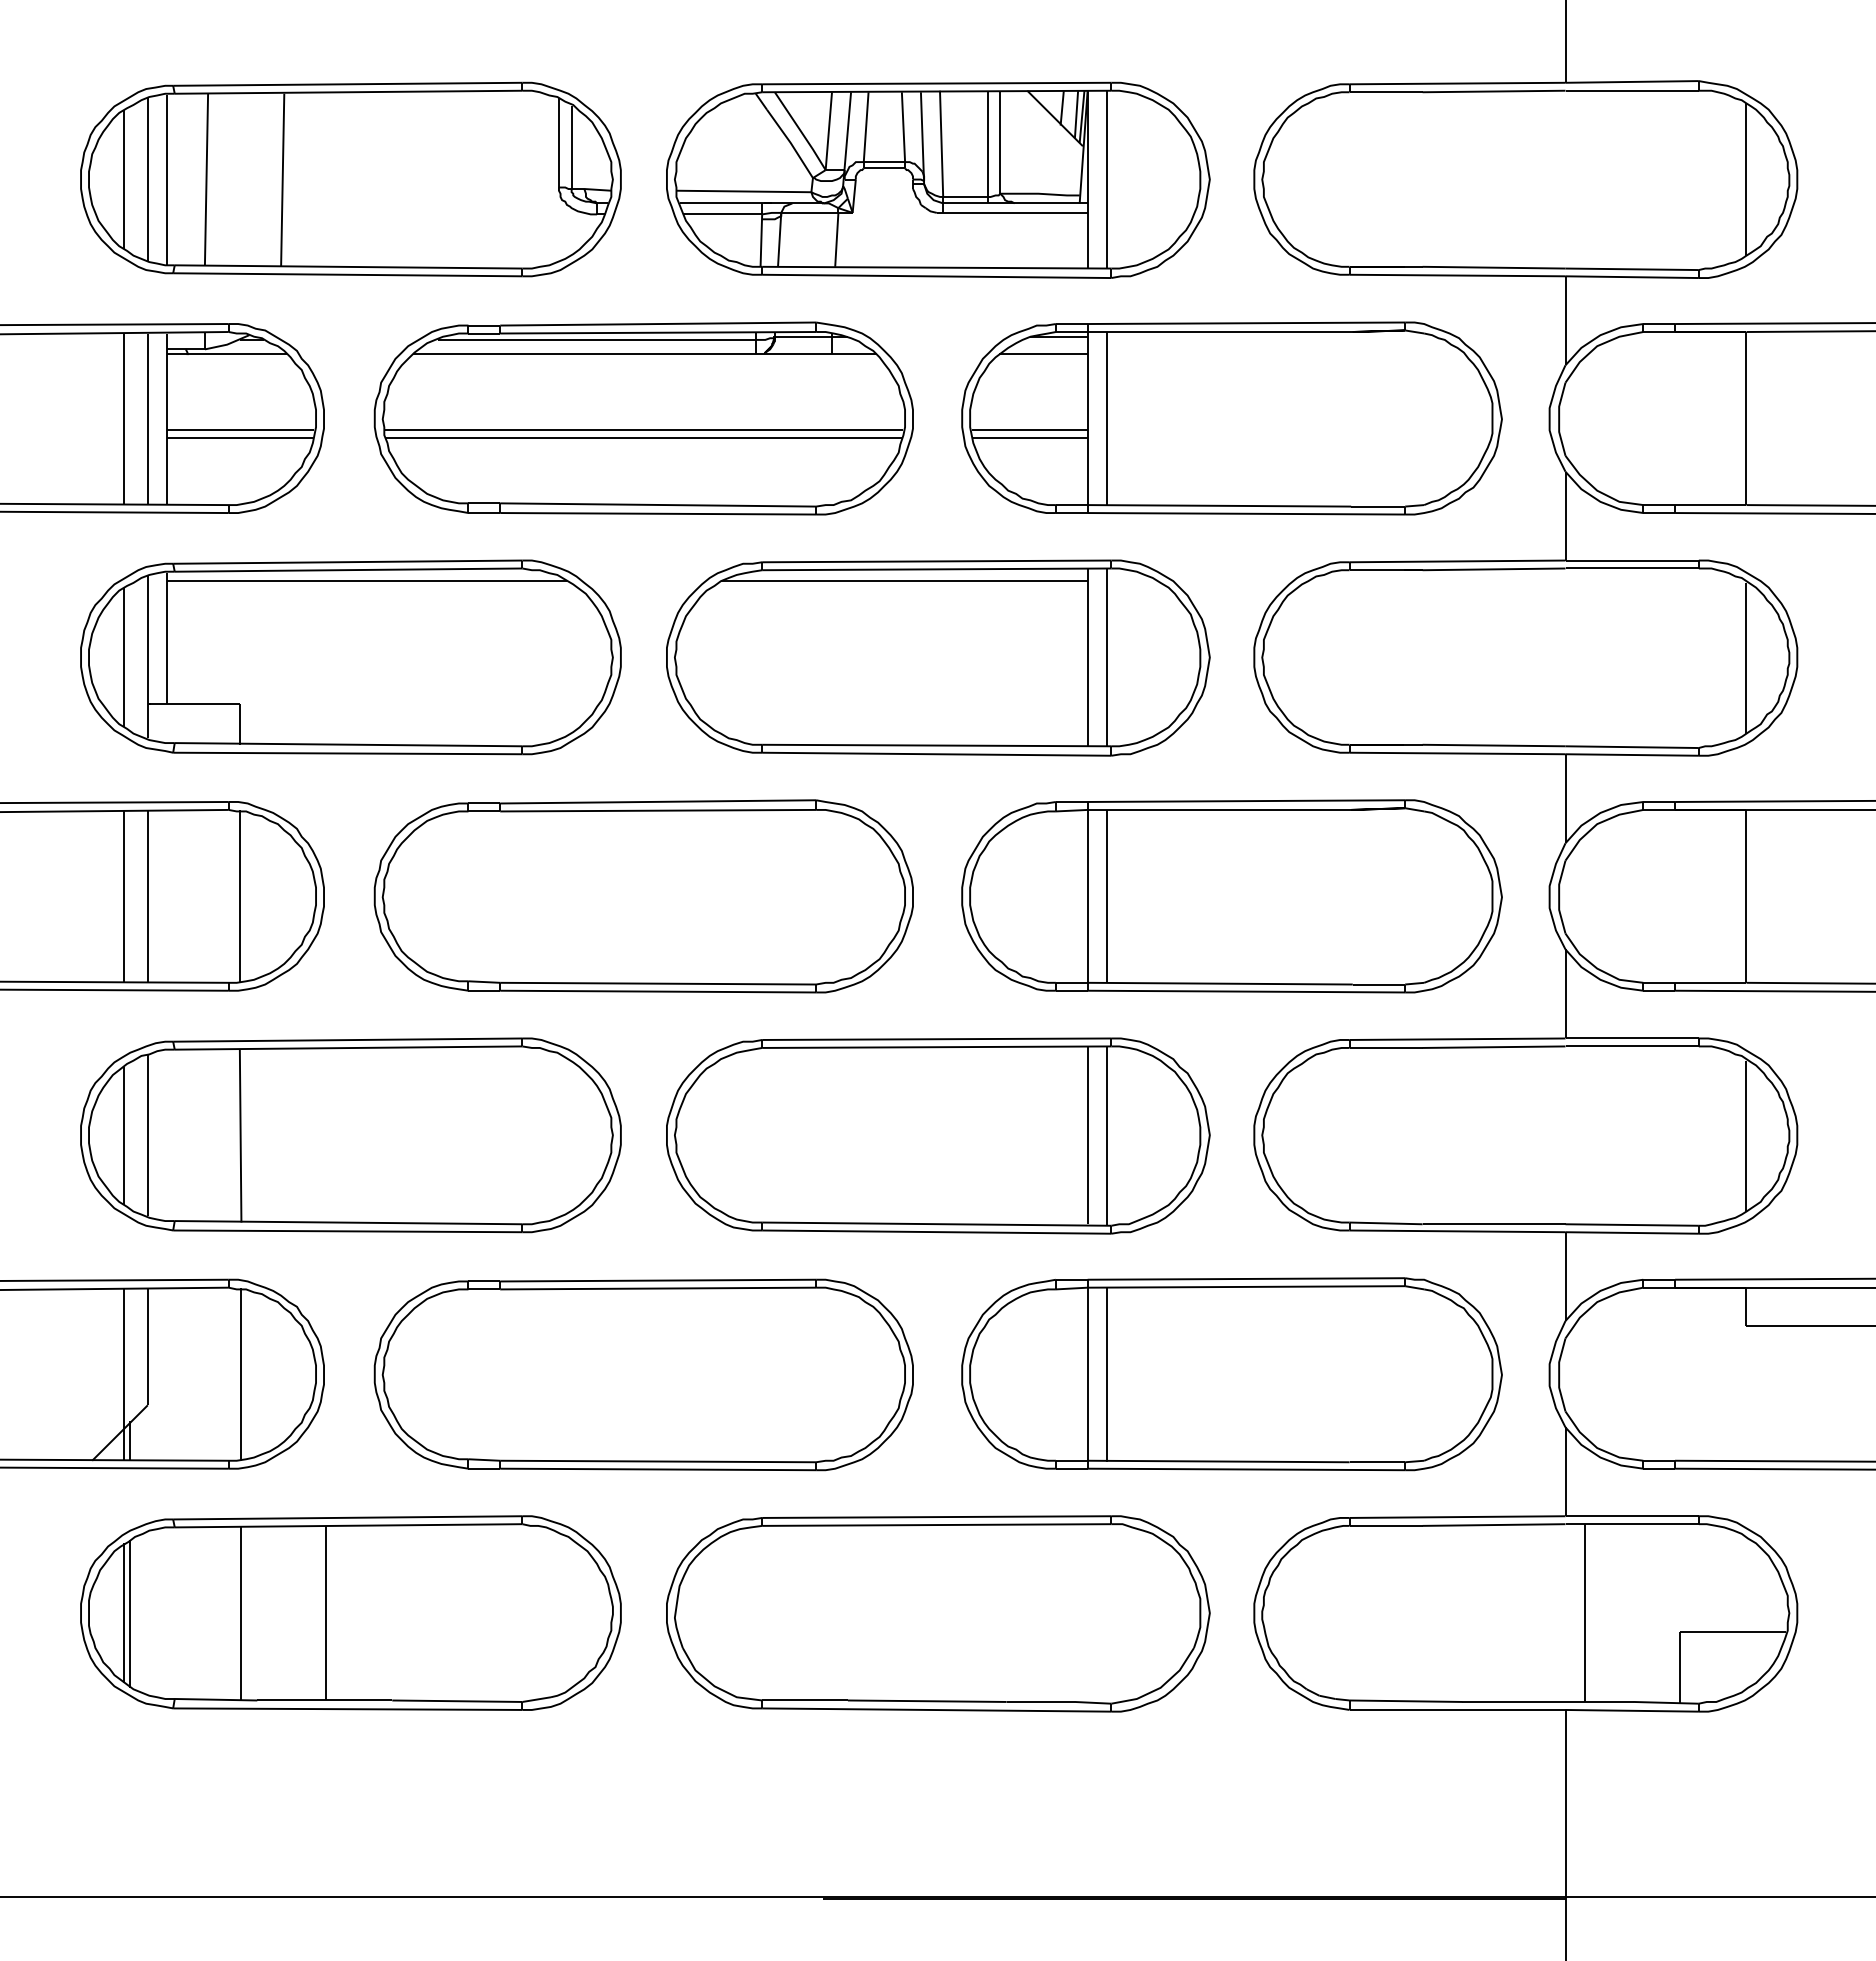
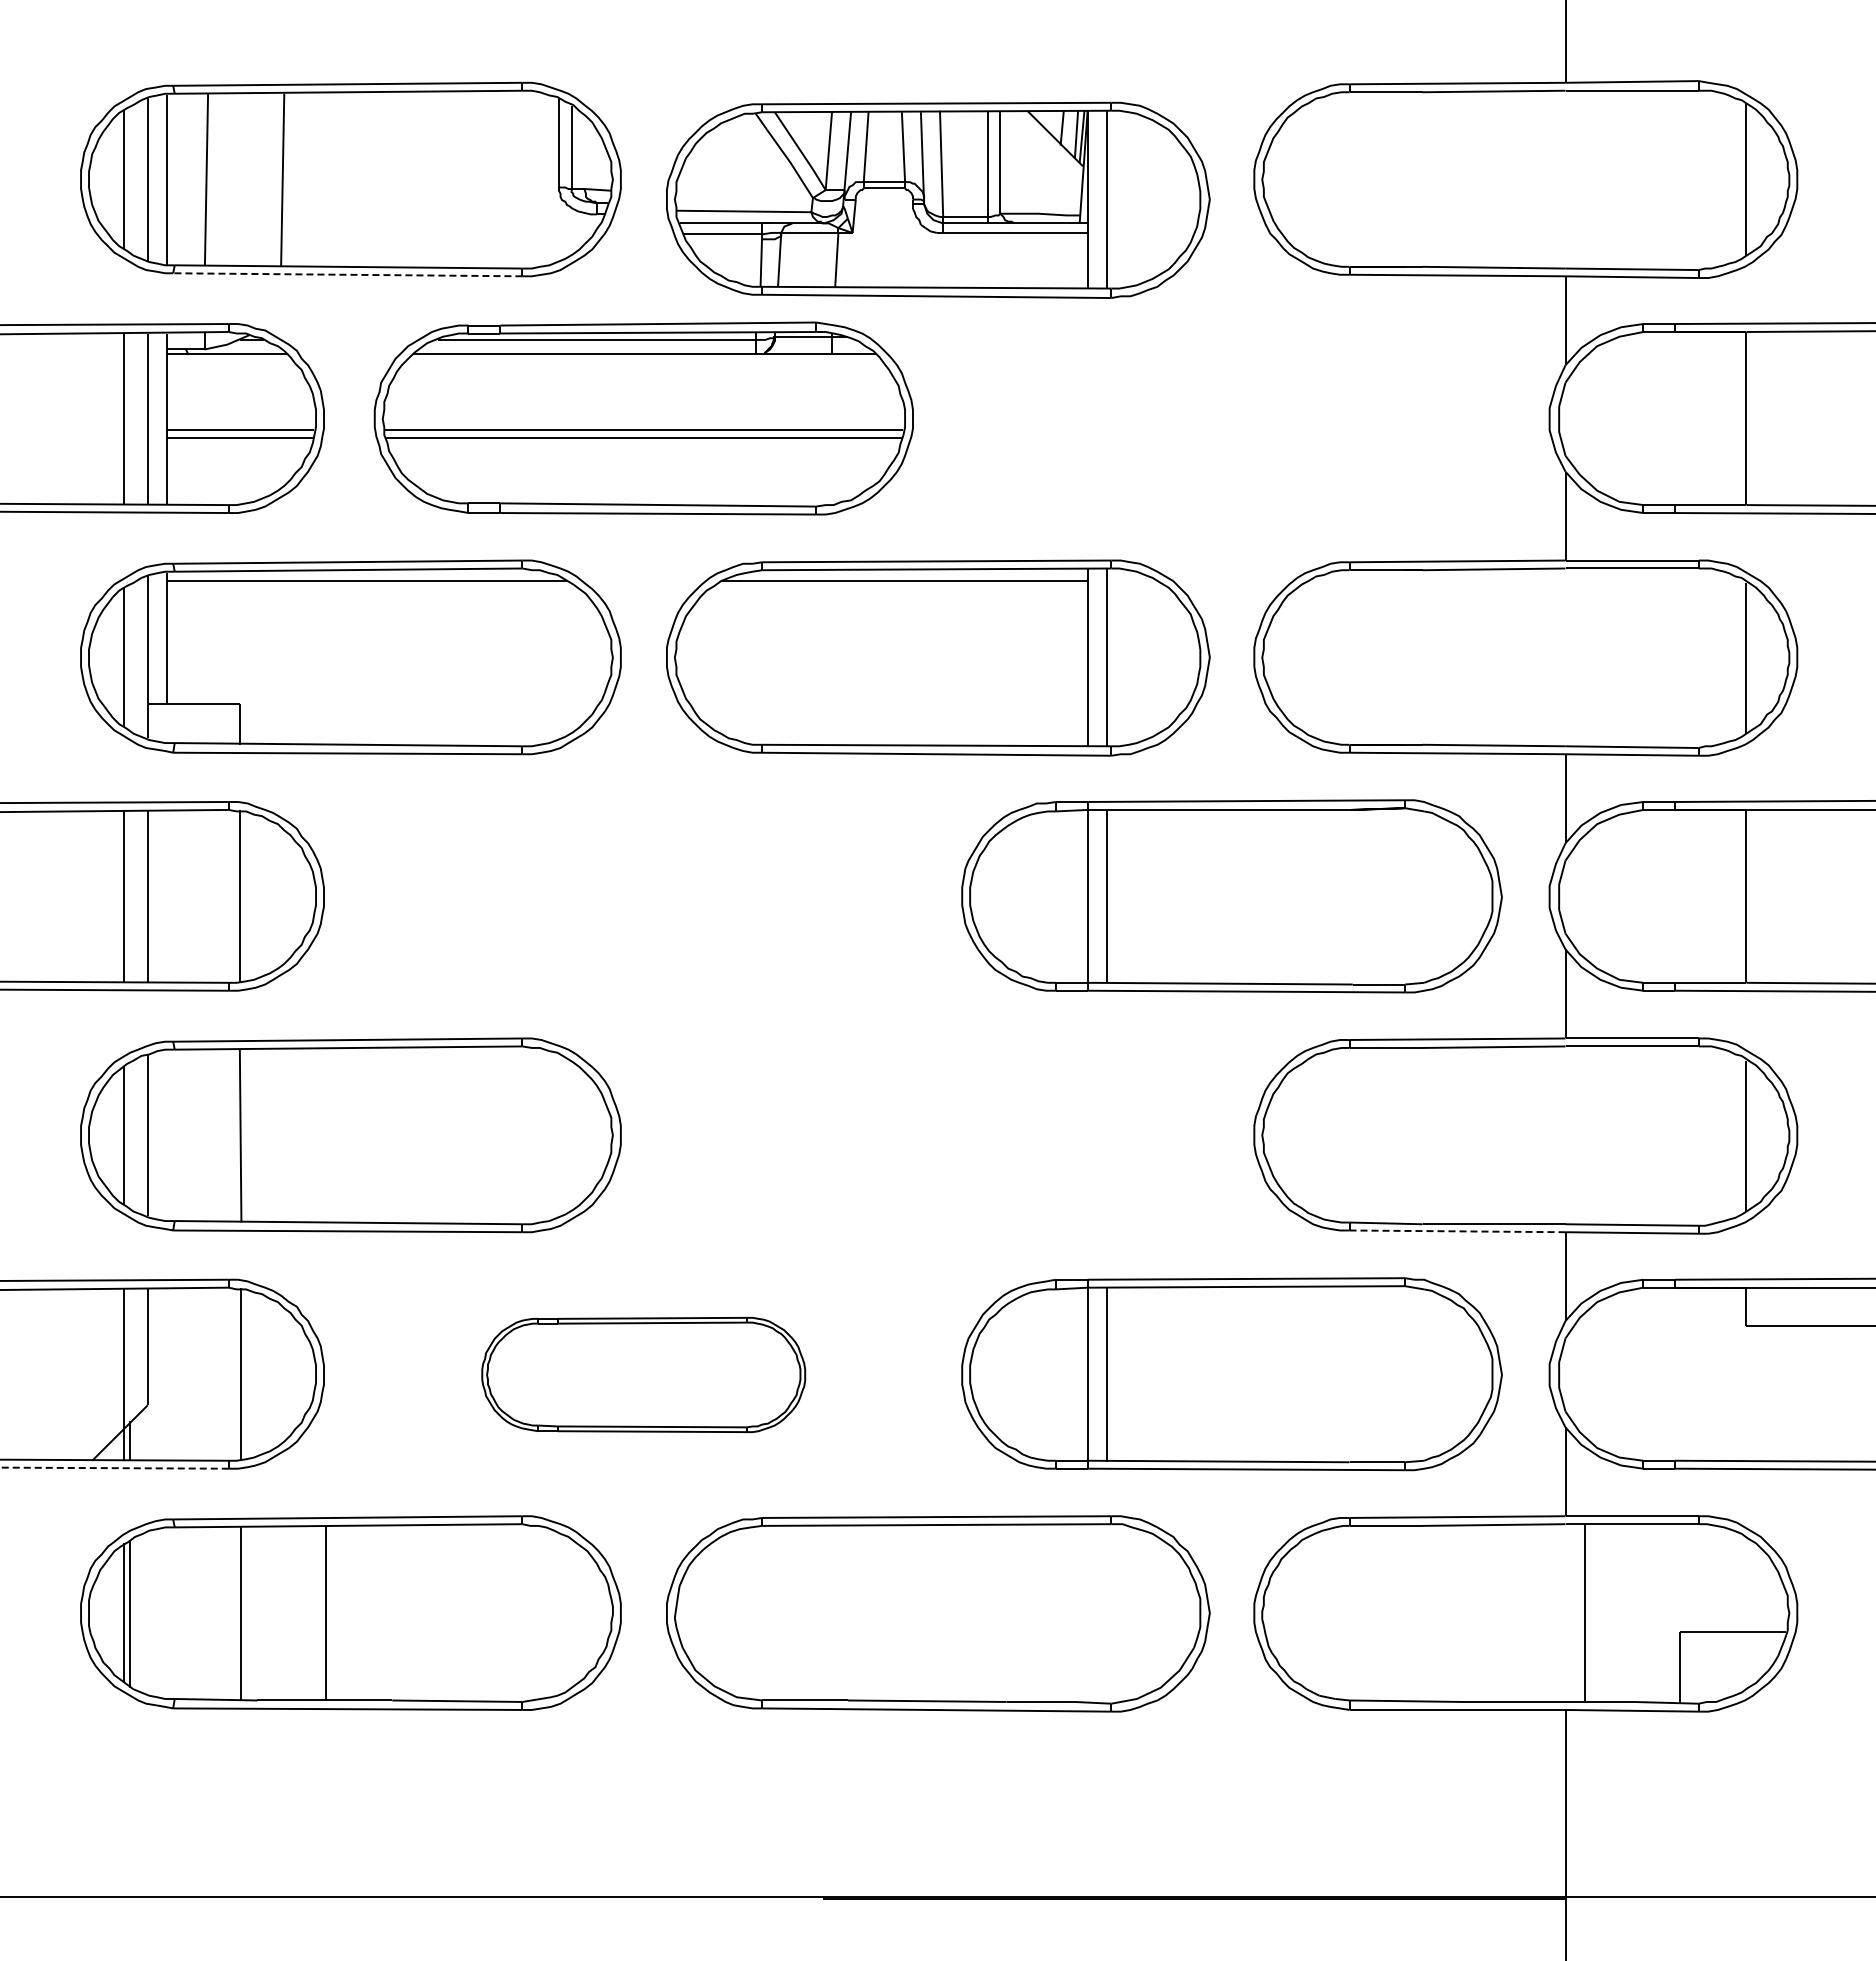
part position: (938, 179) -> (938, 199) (938, 199)
line: solid -> dashed (347, 274)
part: present -> none (1231, 418)
part: present -> none (643, 896)
part: present -> none (938, 1135)
line: solid -> dashed (1457, 1231)
part size: 541x194 px -> 326x116 px (643, 1374)
line: solid -> dashed (113, 1468)
